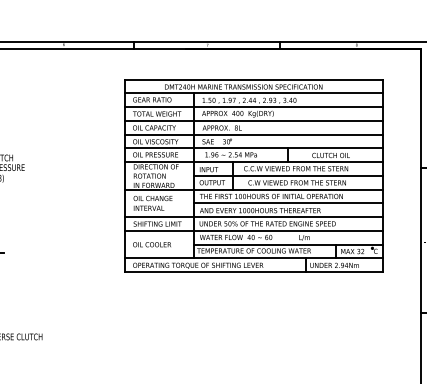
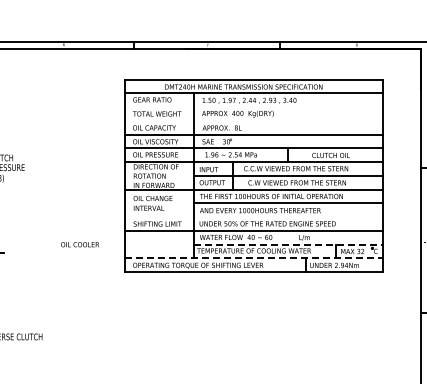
line: present -> none (253, 107)
line: present -> none (253, 120)
line: present -> none (253, 217)
text position: (151, 244) -> (79, 244) (79, 244)
line: solid -> dashed (288, 244)
line: solid -> dashed (253, 258)
